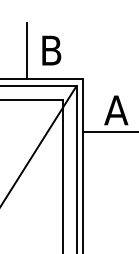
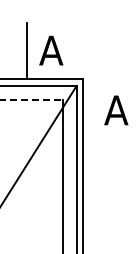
text: B -> A (51, 50)
line: solid -> dashed (32, 99)
line: present -> none (109, 132)
